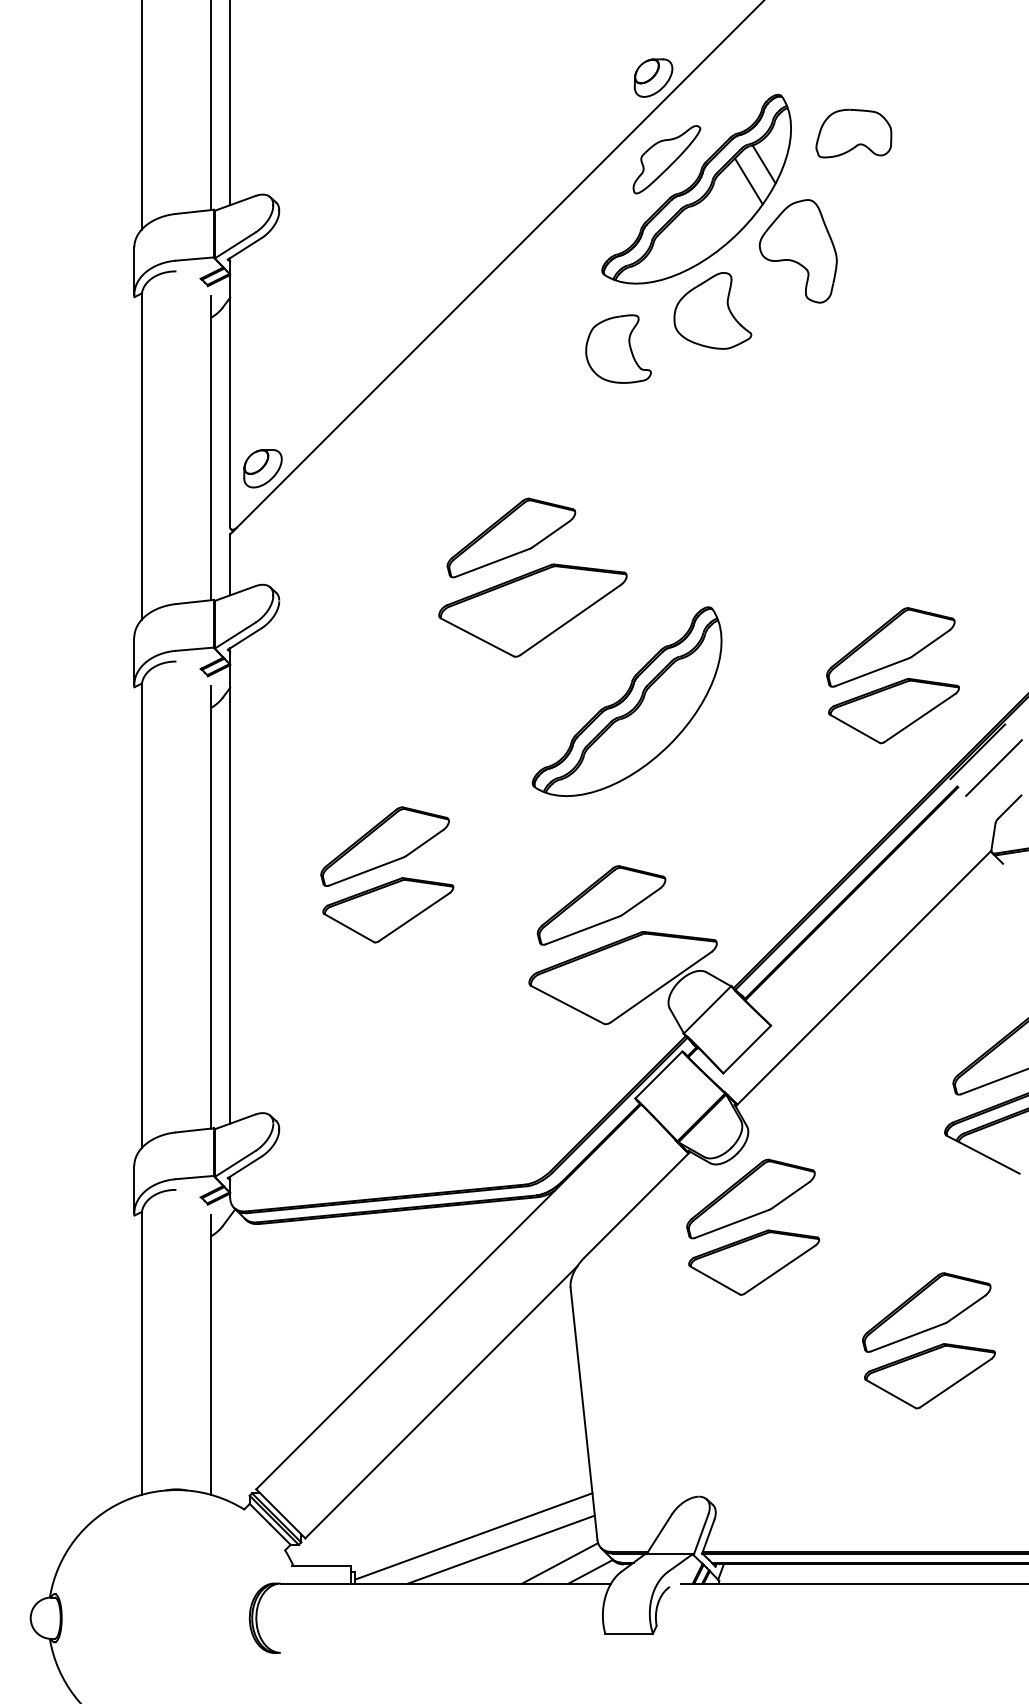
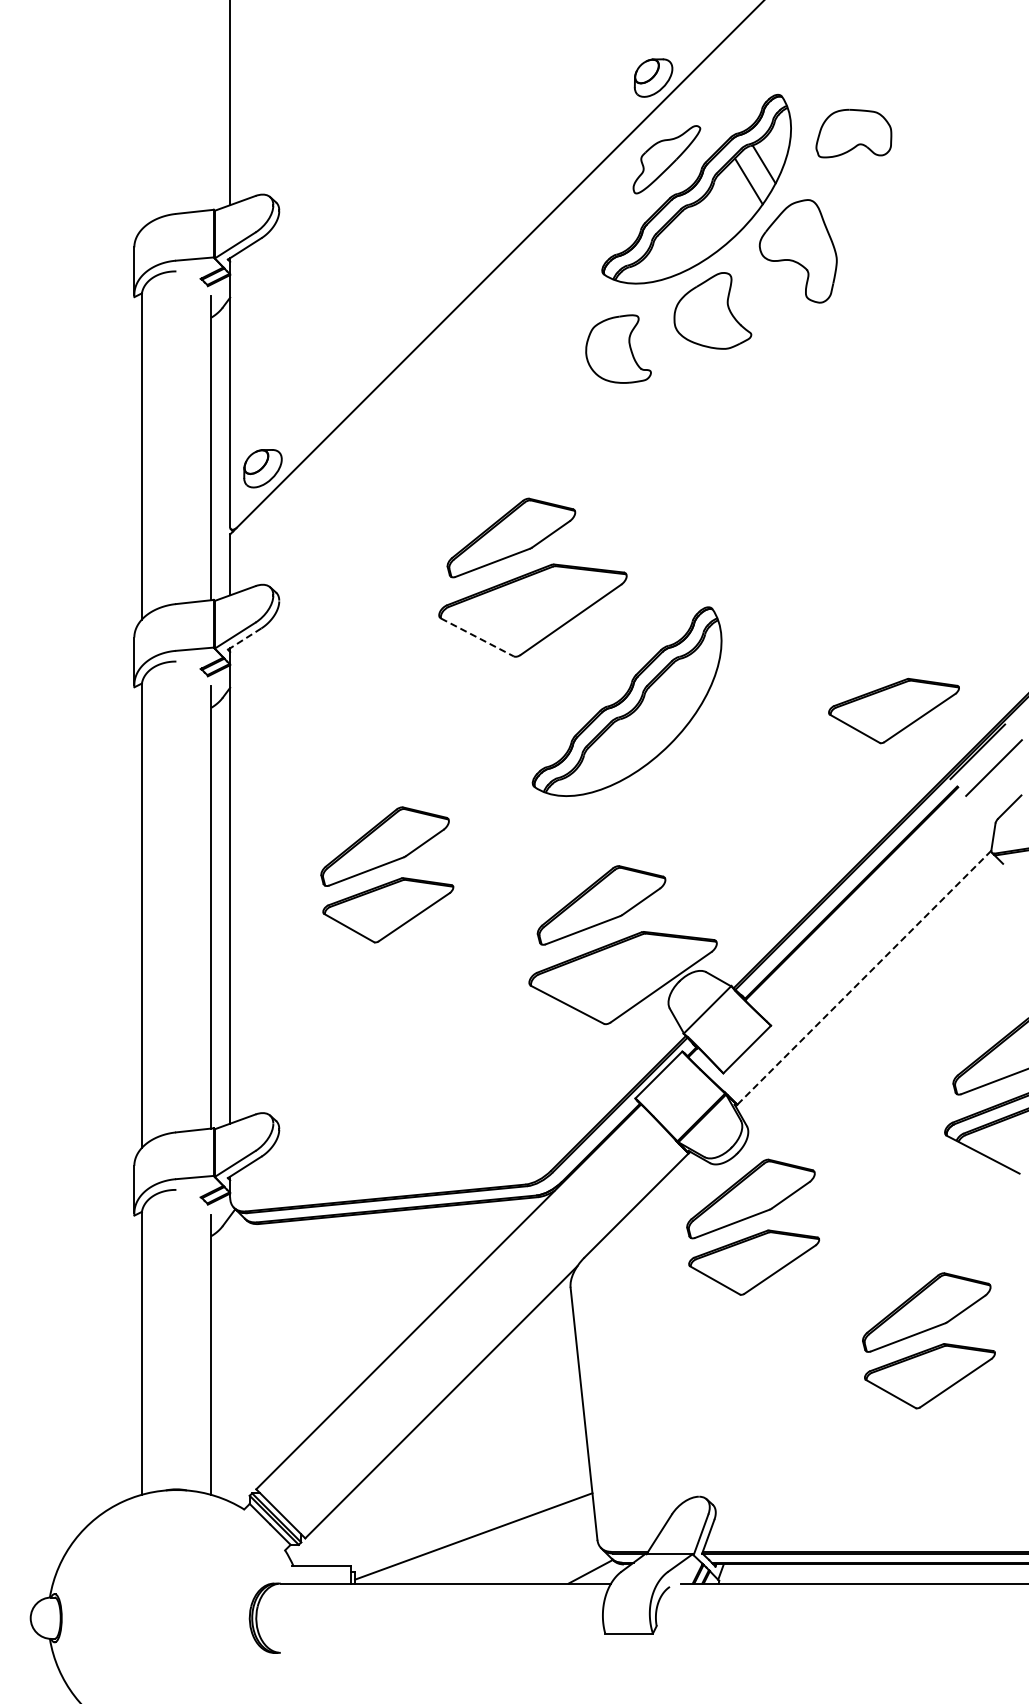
line: present -> none (211, 106)
line: present -> none (141, 115)
line: solid -> dashed (477, 637)
line: solid -> dashed (244, 639)
part: present -> none (890, 647)
line: solid -> dashed (863, 978)
line: present -> none (501, 1549)
line: present -> none (560, 1563)
